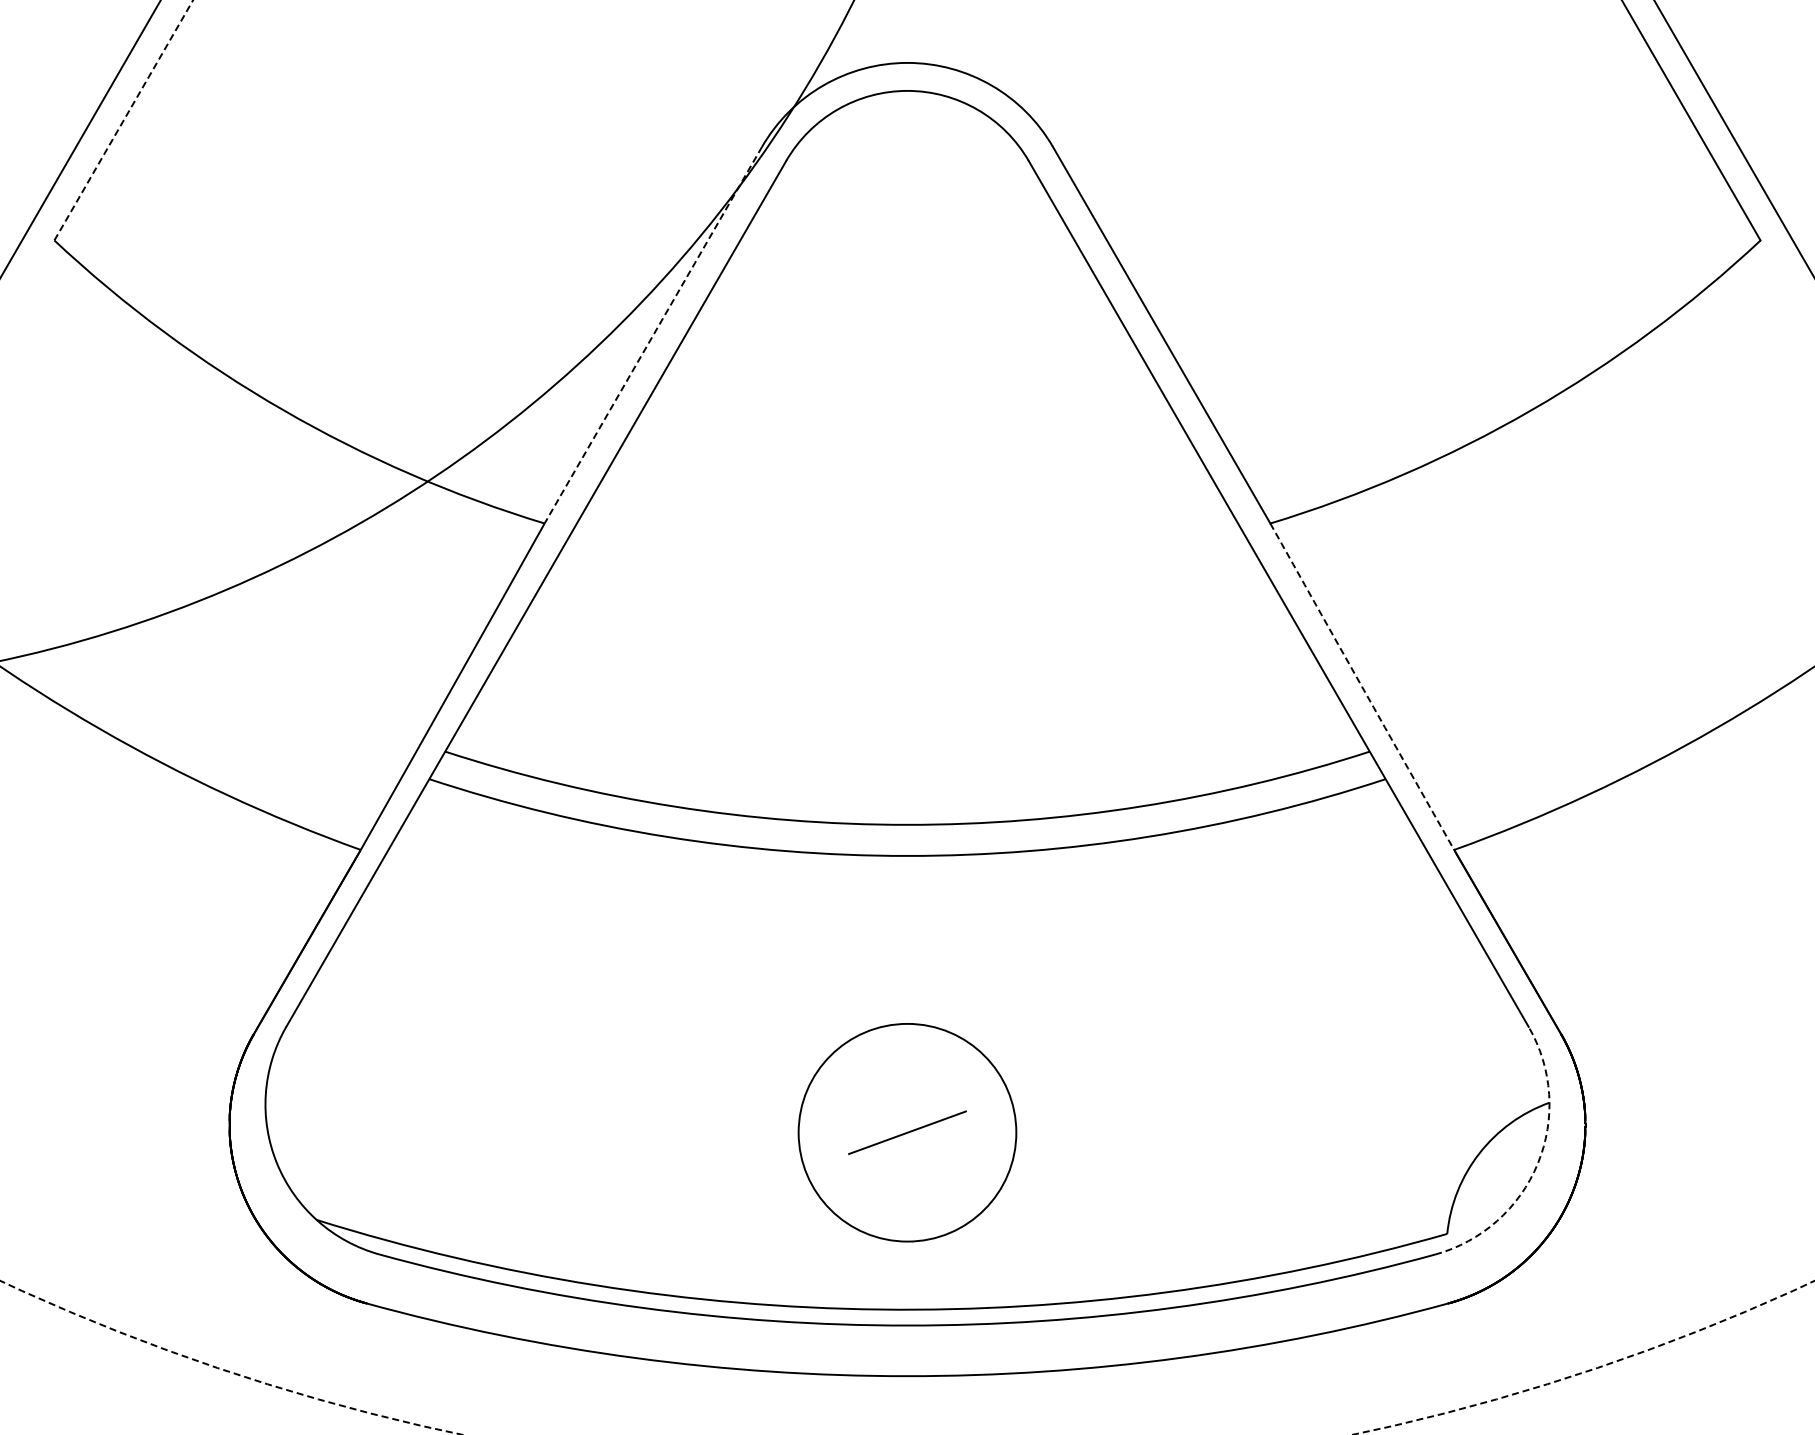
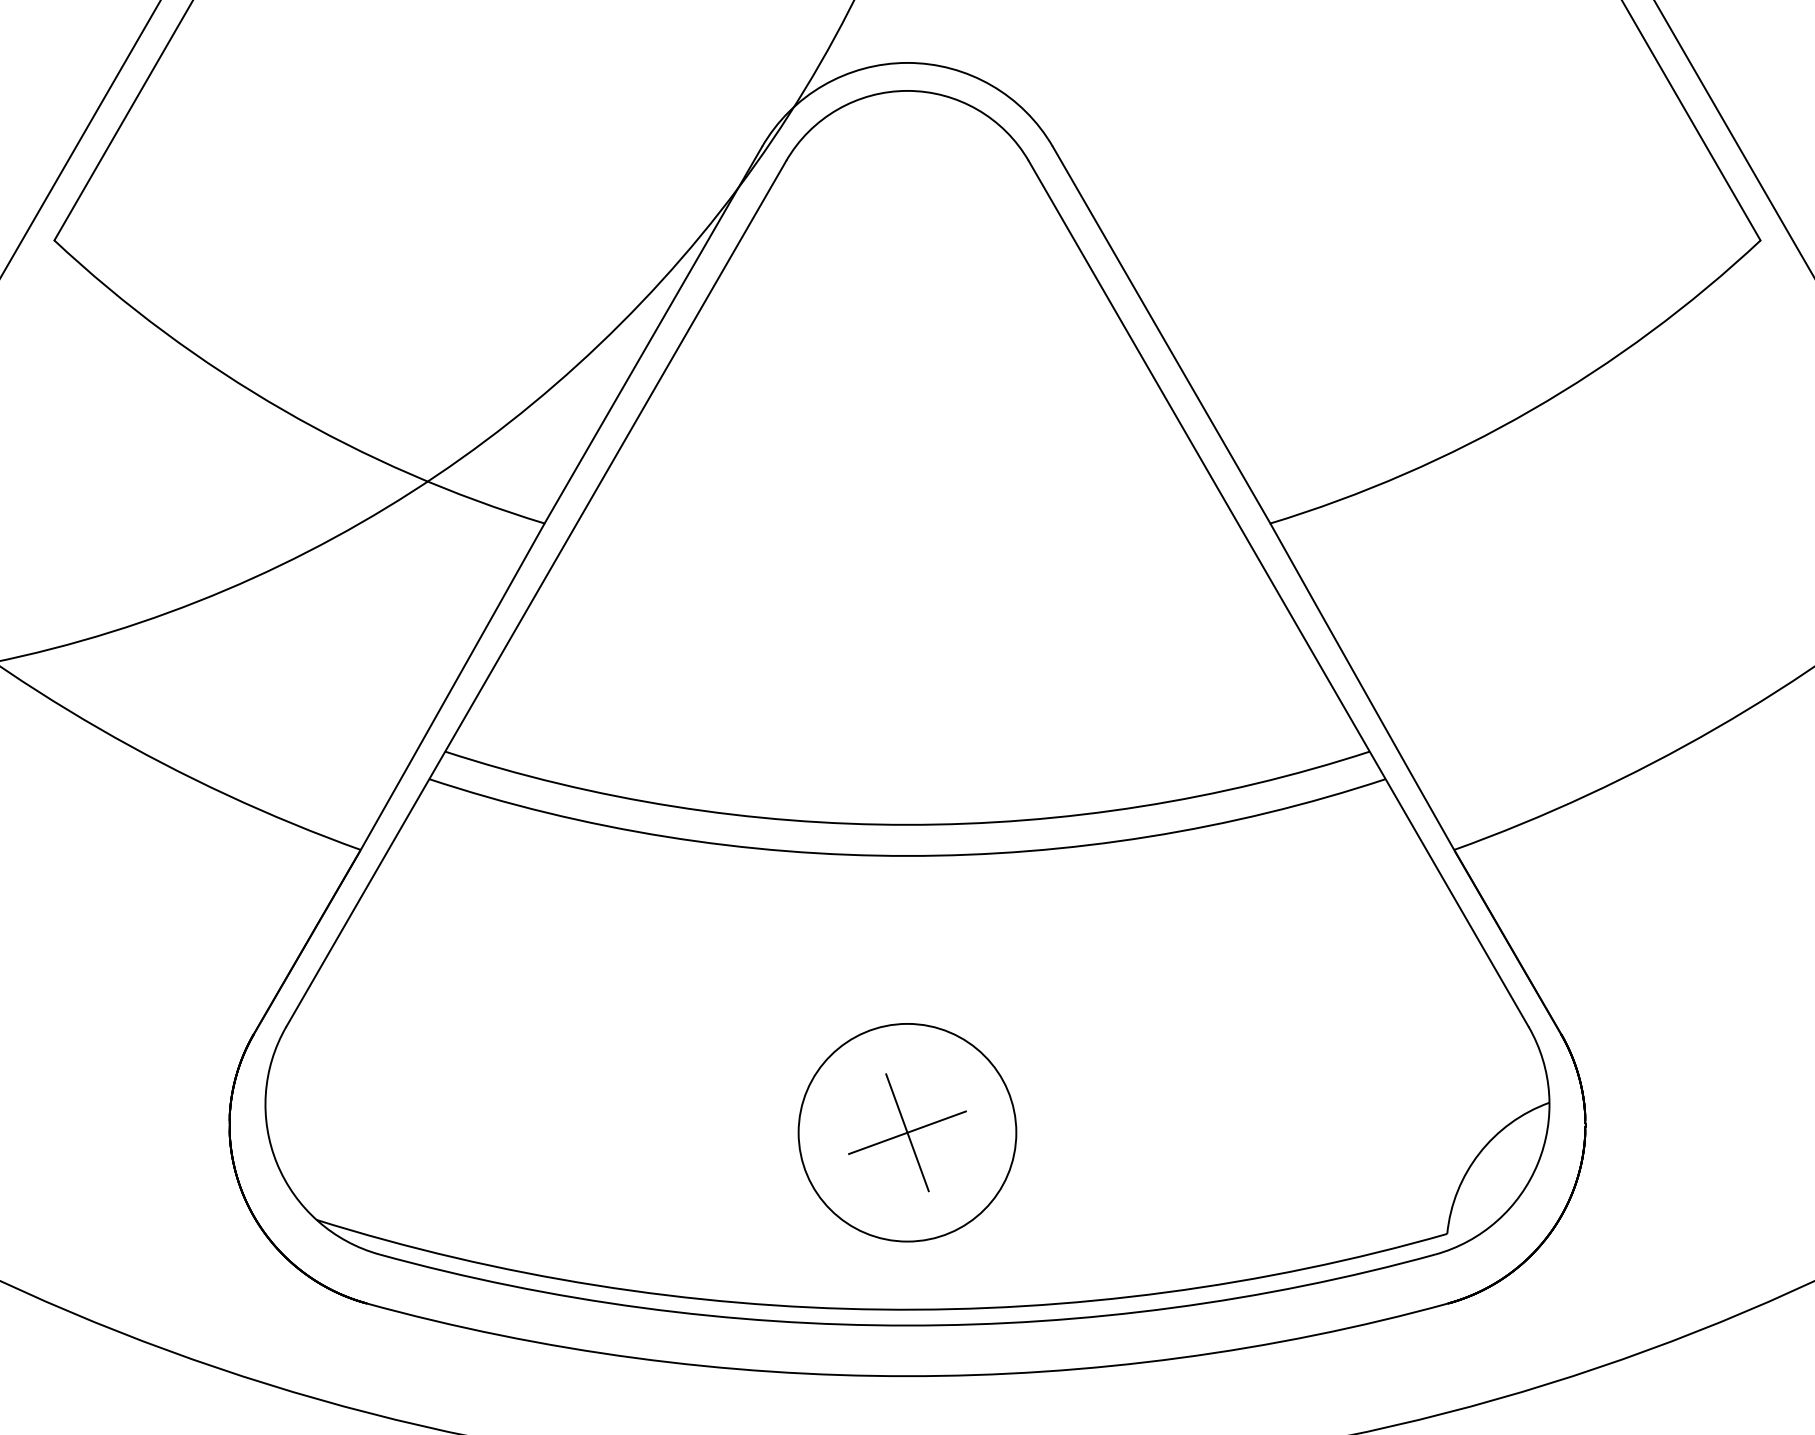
line: dashed -> solid (123, 120)
line: dashed -> solid (653, 335)
arc: dashed -> solid (1362, 686)
line: none -> present (907, 1132)
arc: dashed -> solid (1537, 1163)
circle: dashed -> solid (907, 1357)
